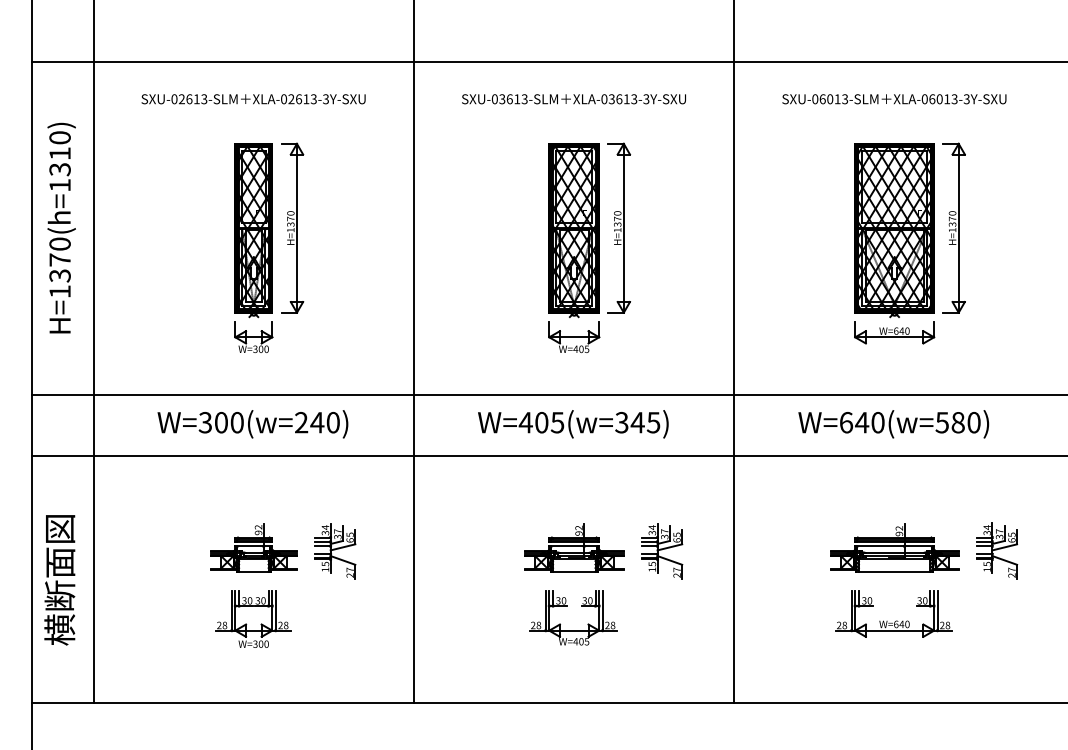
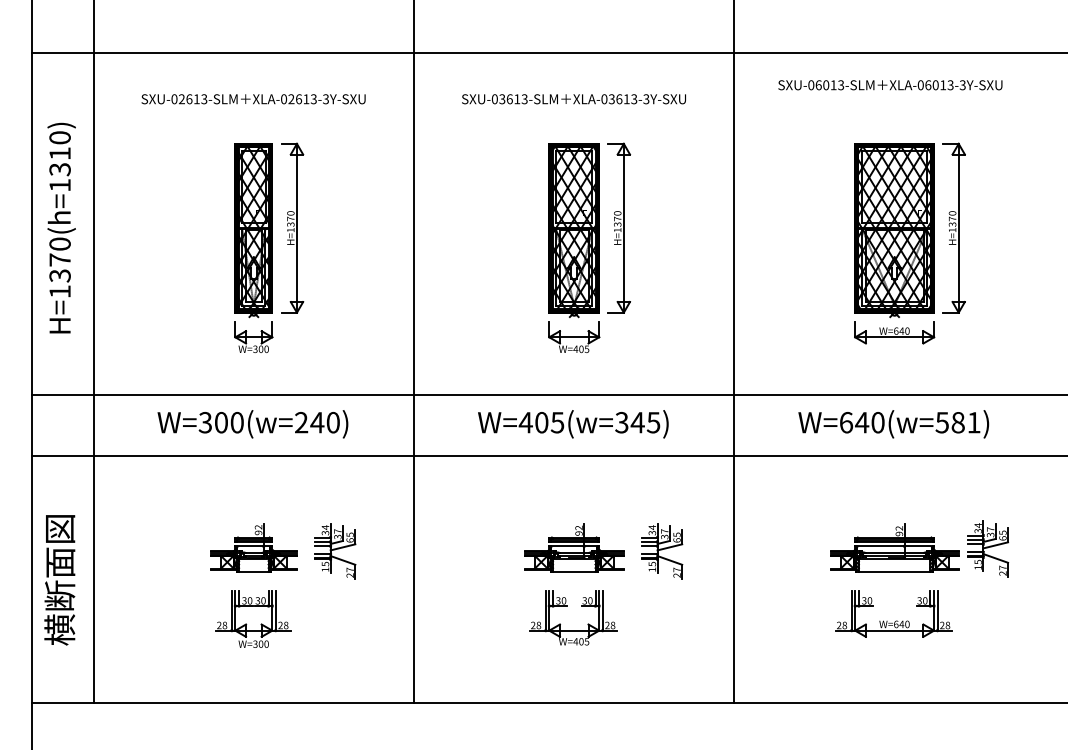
line position: (548, 61) -> (548, 52) (548, 52)
text position: (894, 99) -> (890, 85) (890, 85)
text: W=640(w=580) -> W=640(w=581) (973, 422)
part position: (997, 550) -> (988, 548) (988, 548)
